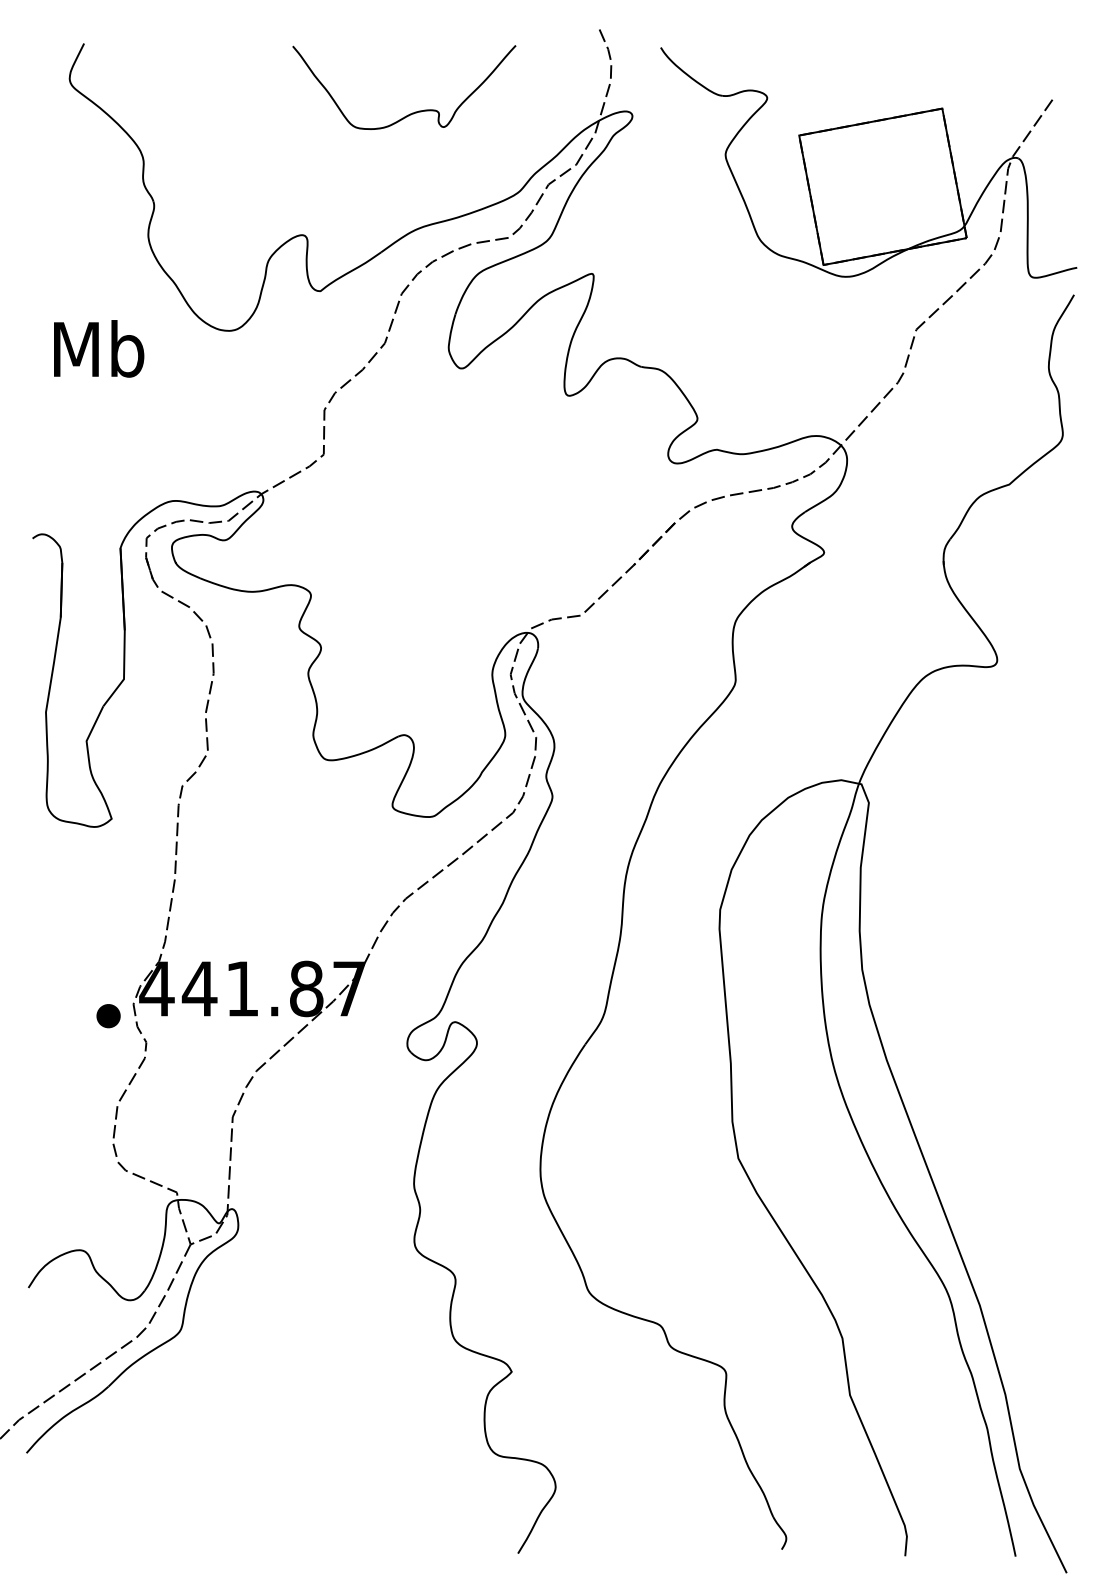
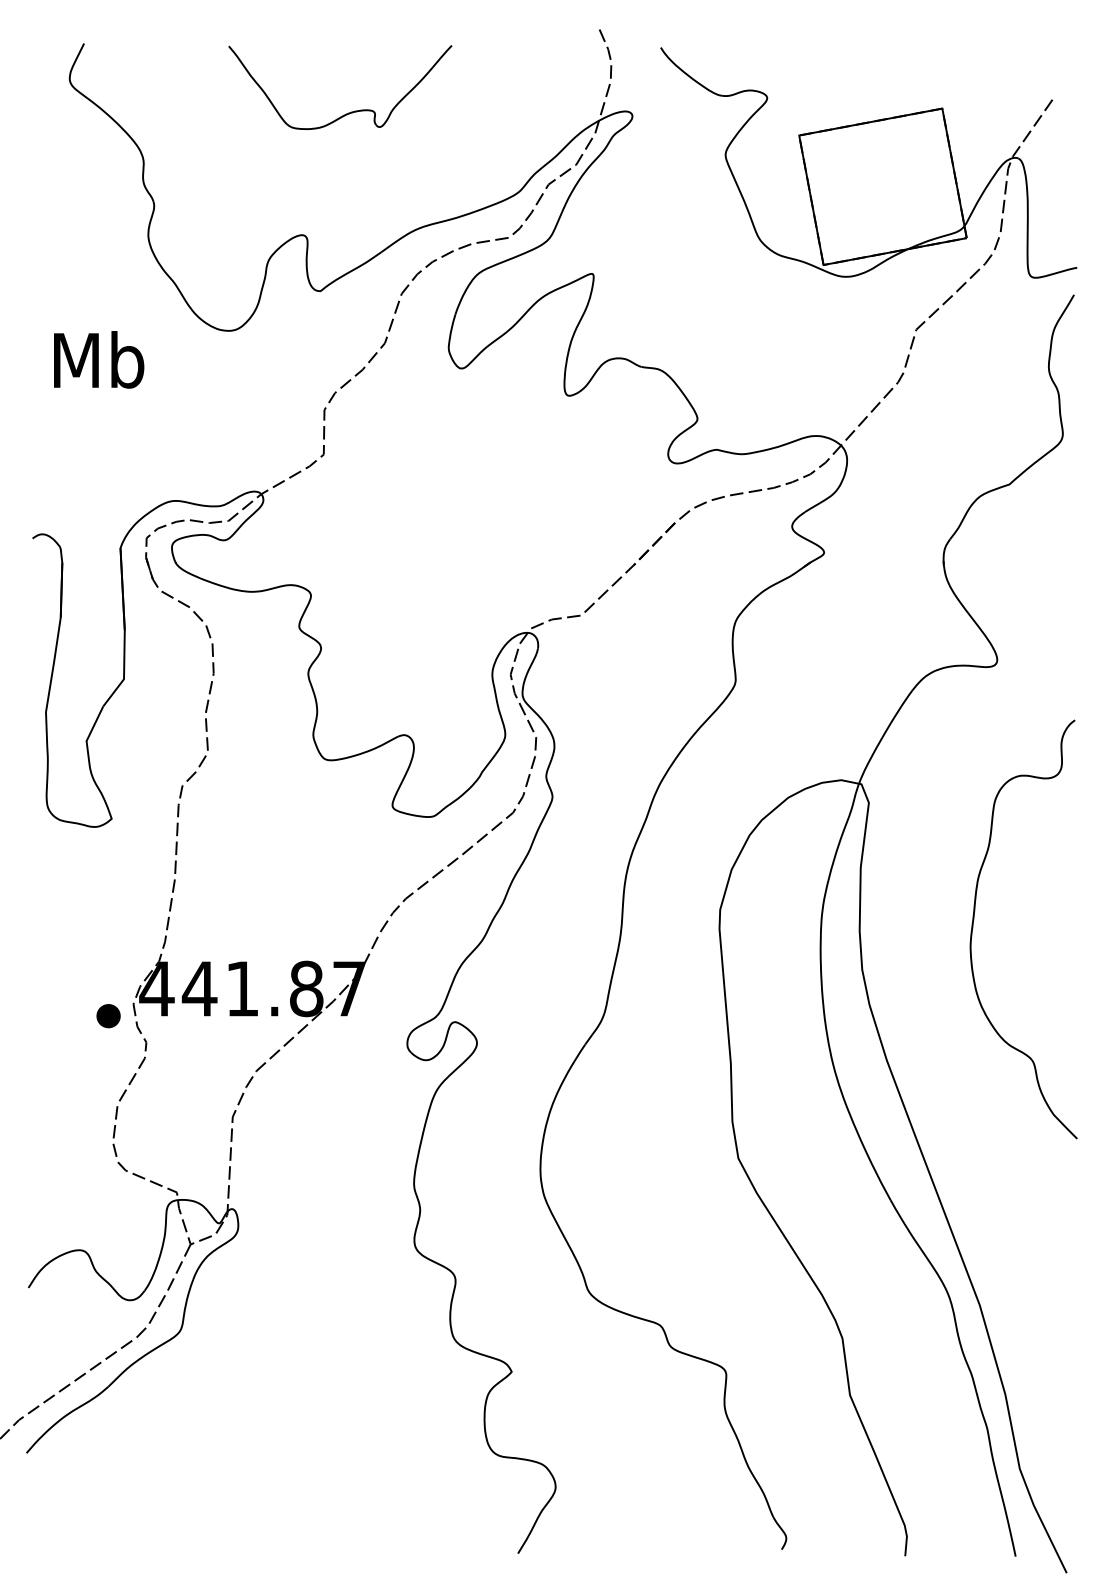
part position: (412, 112) -> (348, 112) (348, 112)
text position: (99, 348) -> (99, 359) (99, 359)
part: none -> present (974, 920)
